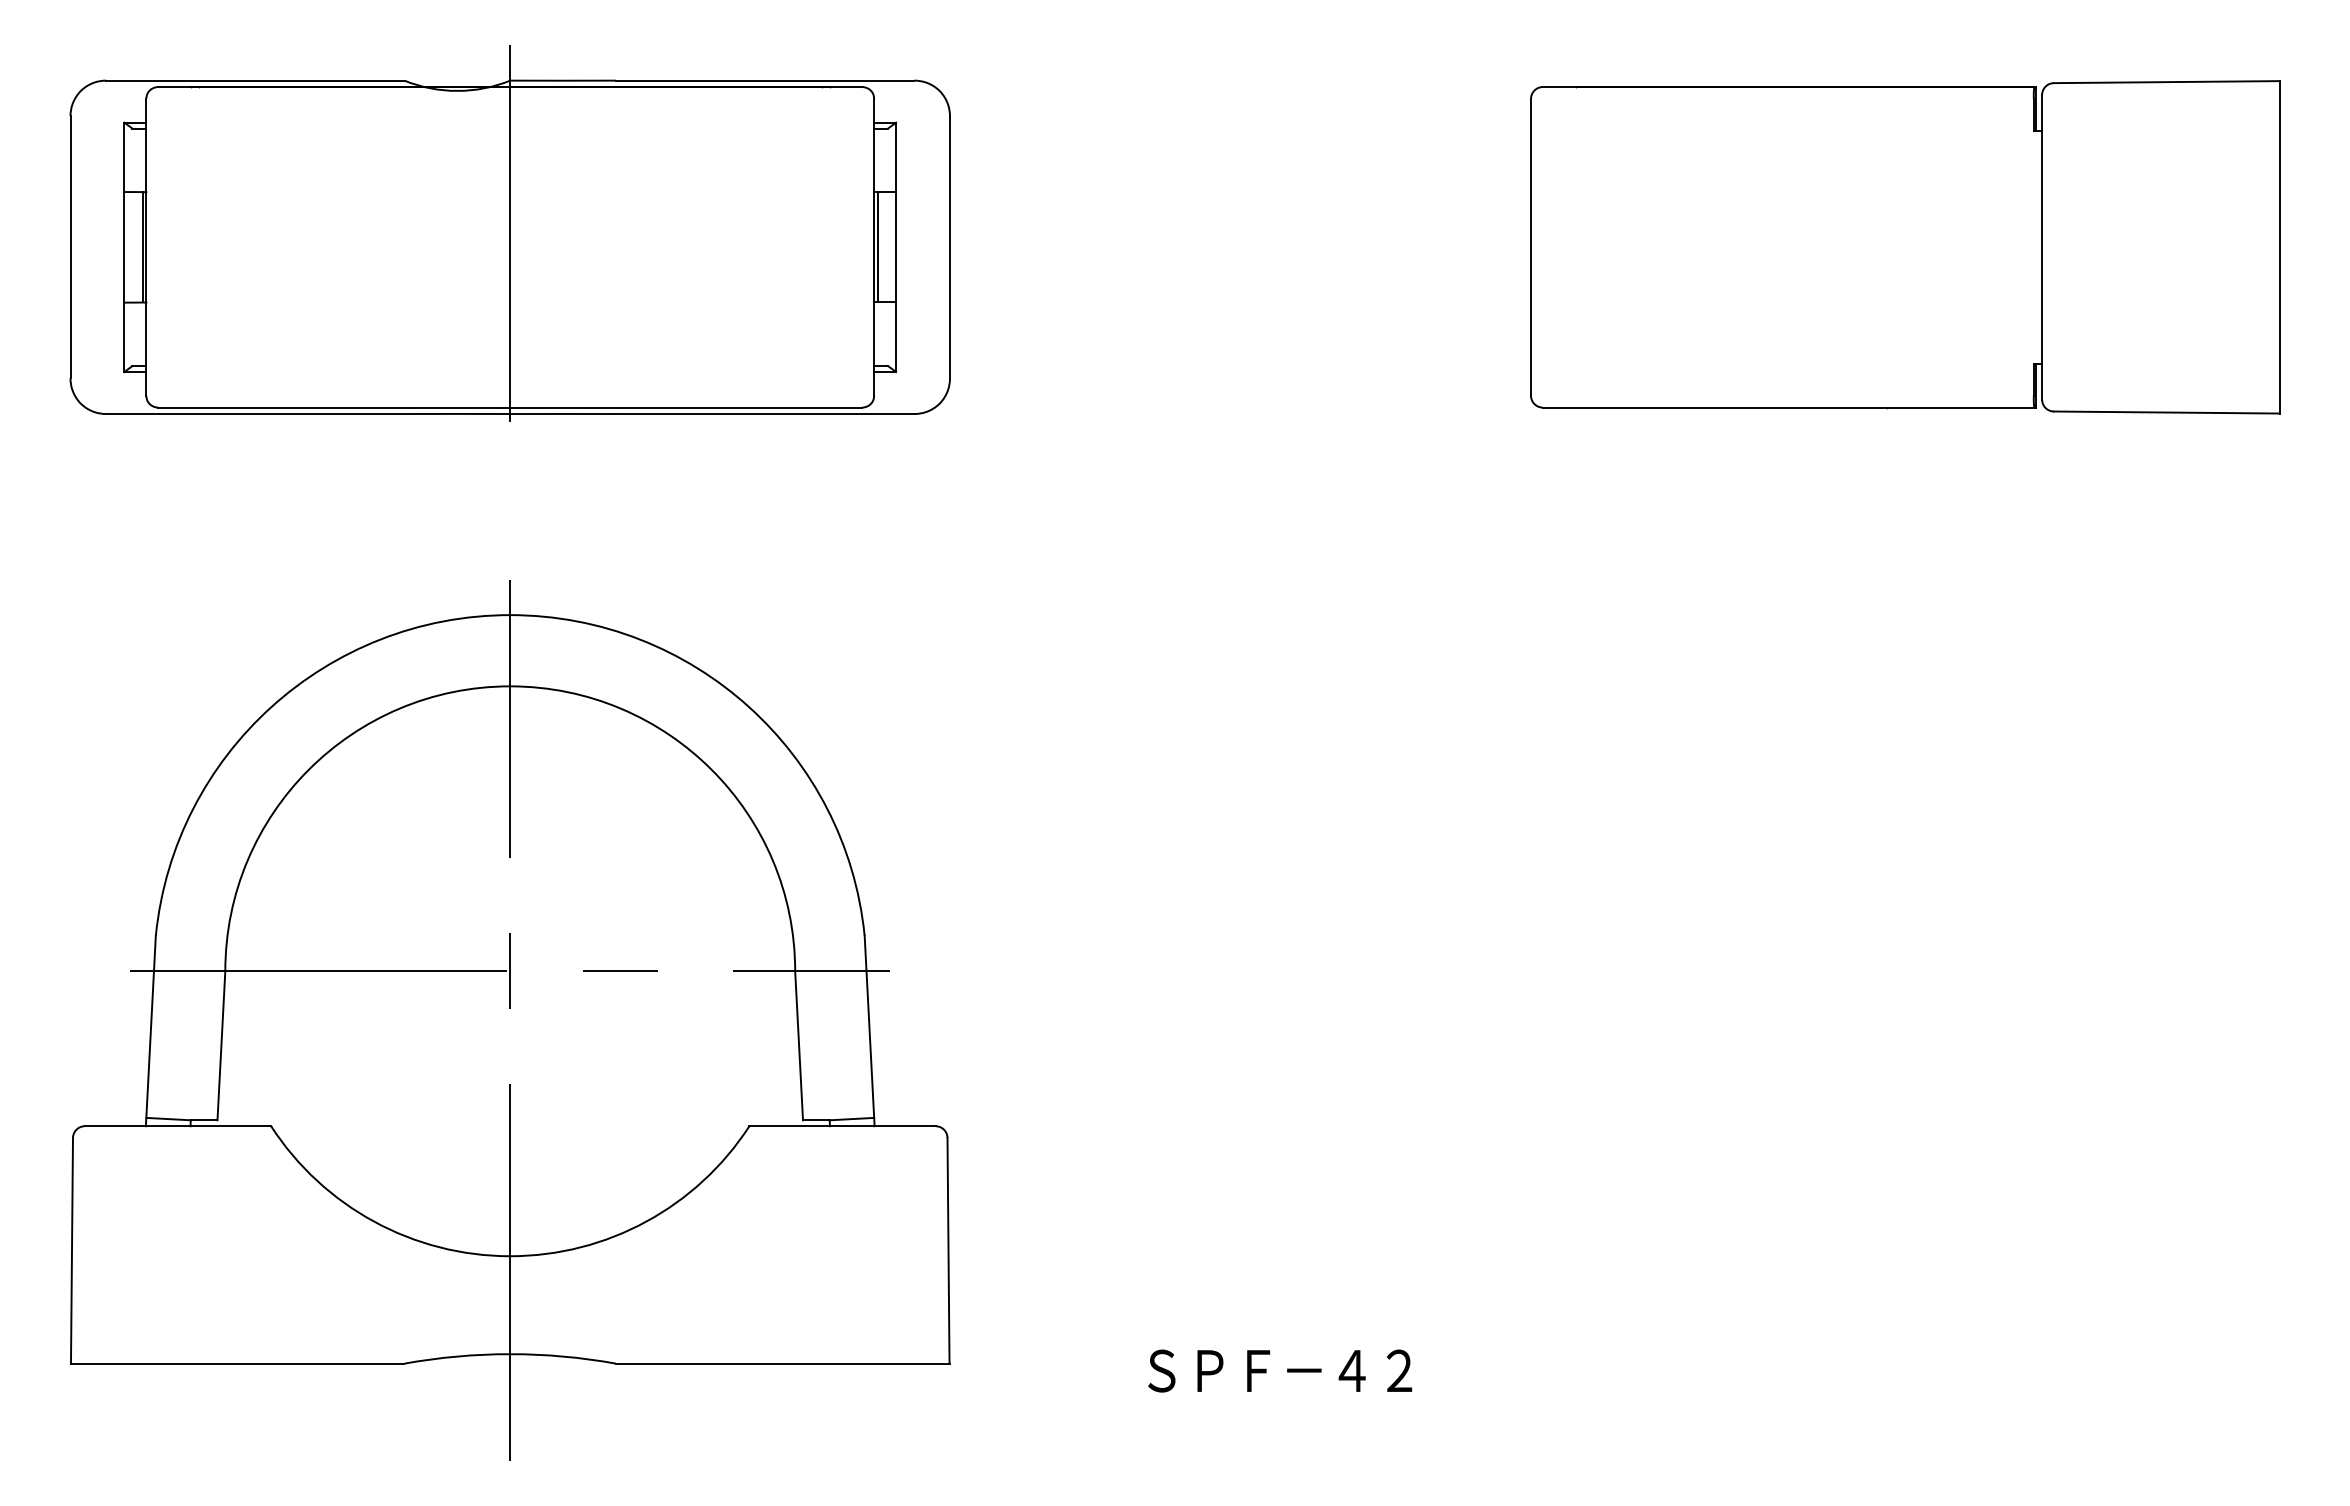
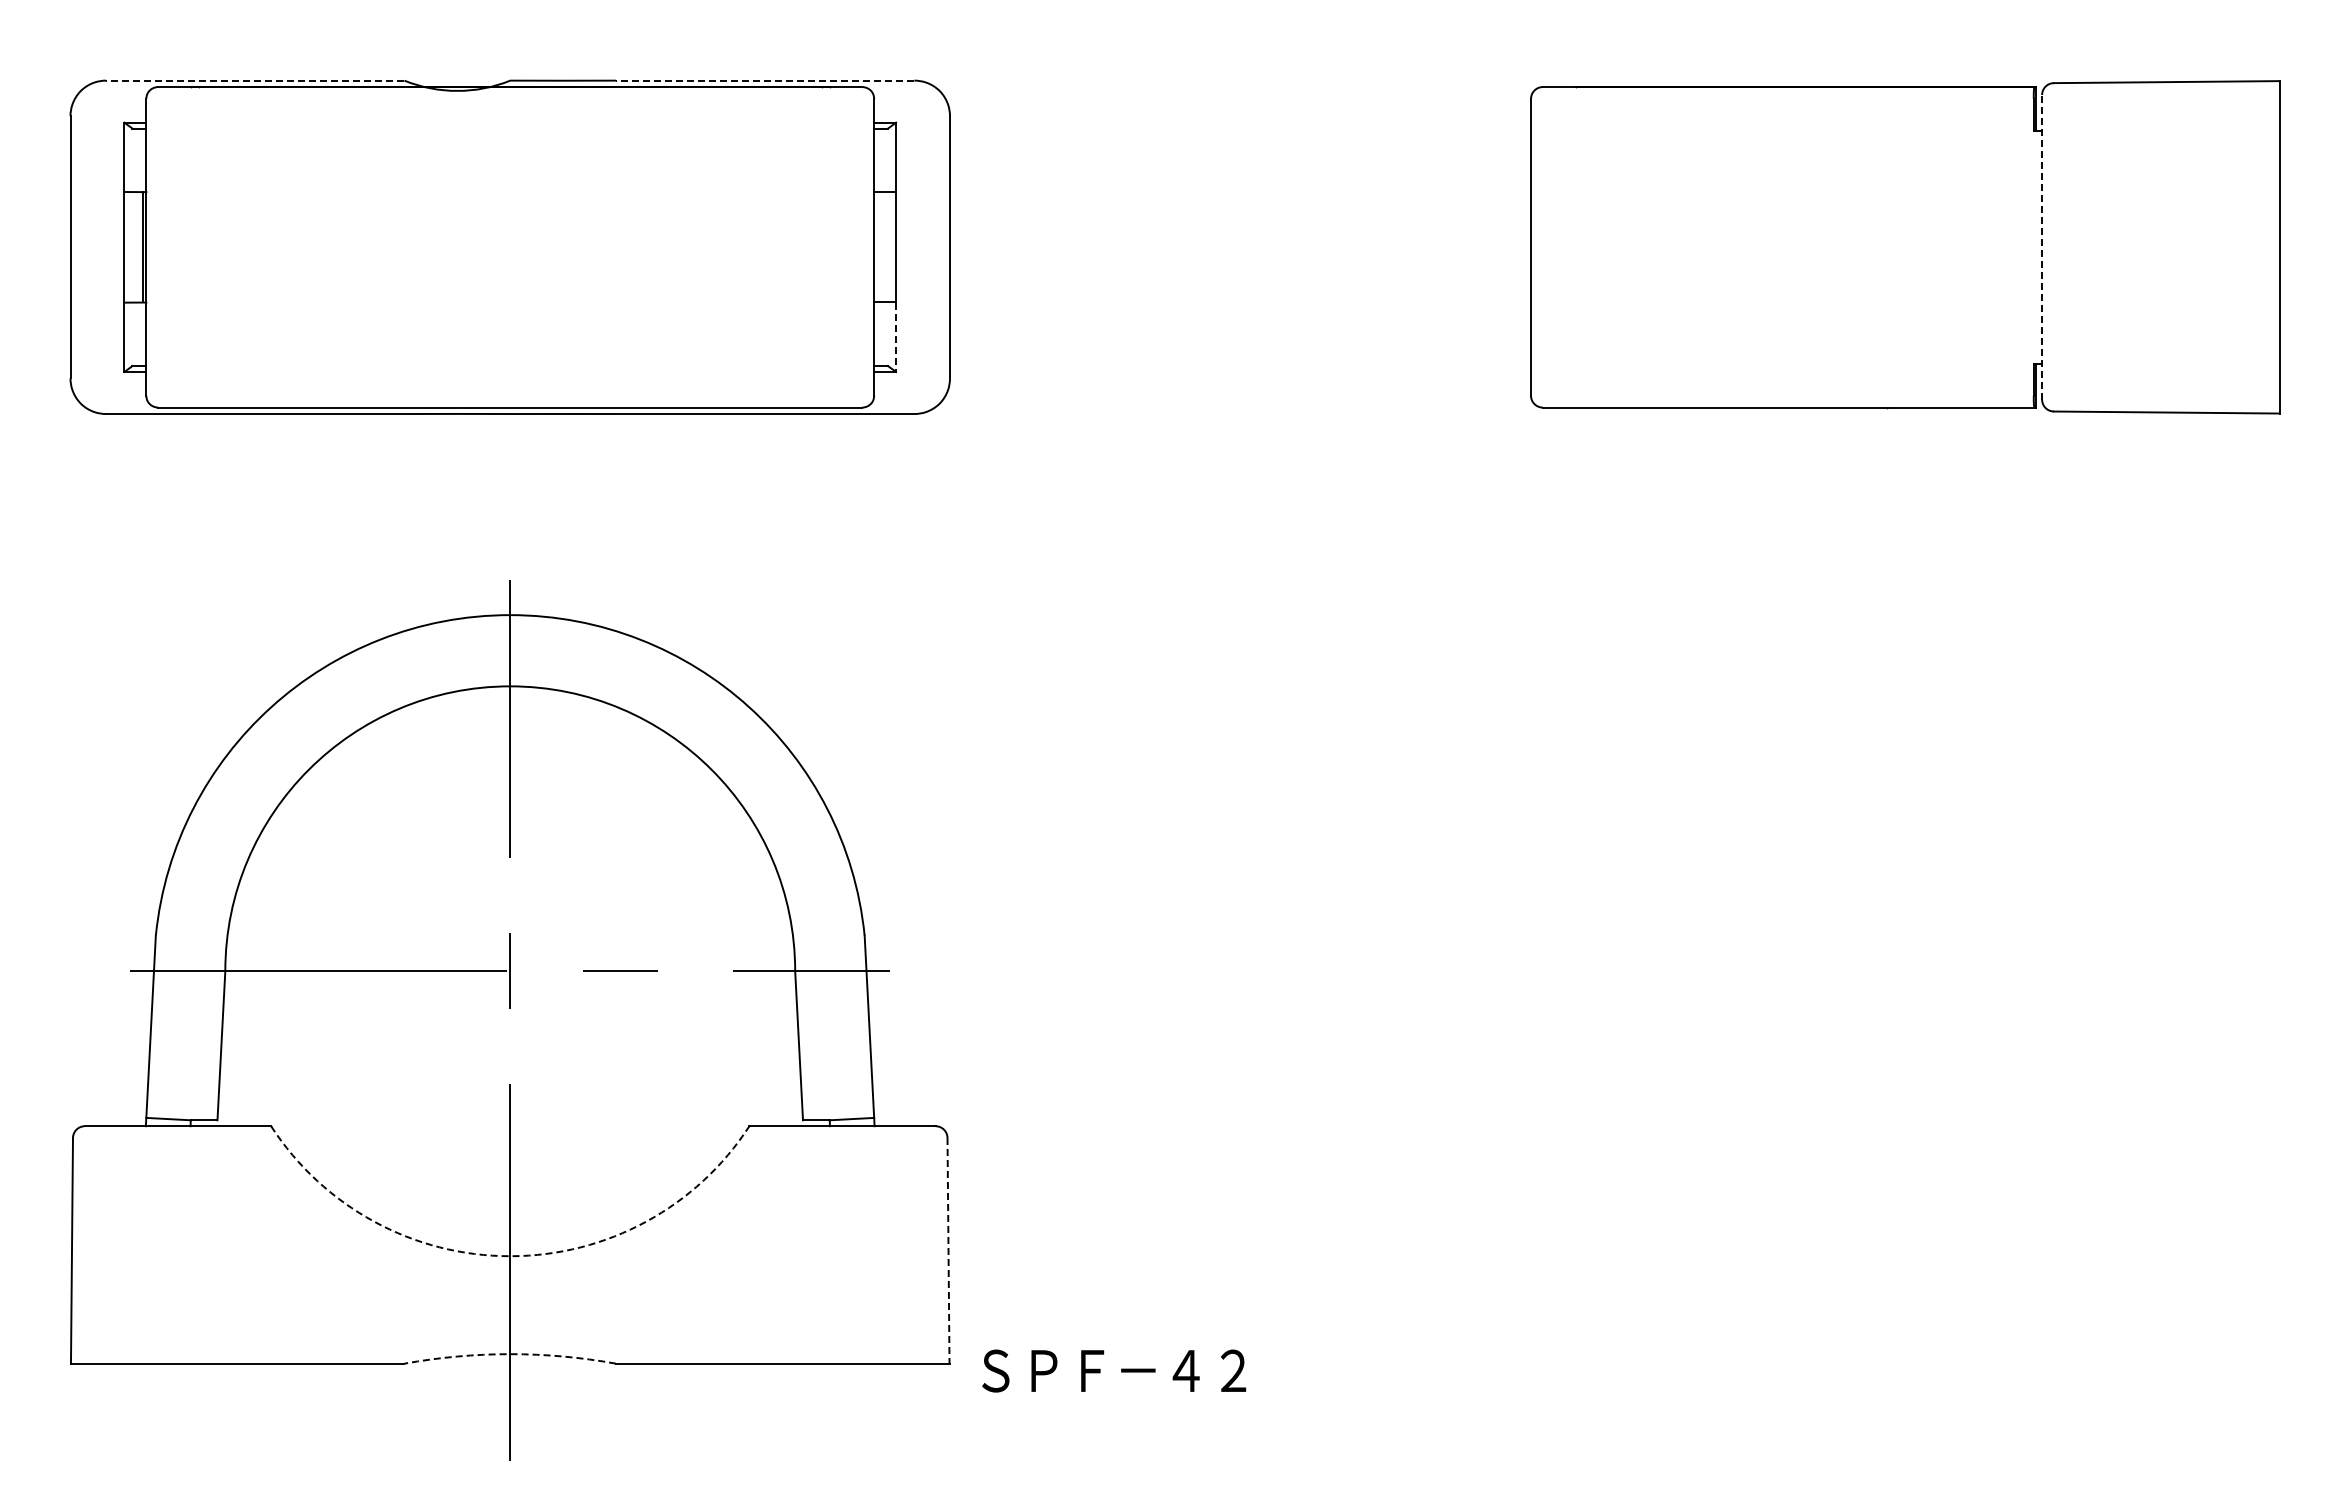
line: solid -> dashed (254, 80)
line: solid -> dashed (764, 80)
line: solid -> dashed (2042, 246)
line: present -> none (510, 247)
line: present -> none (877, 247)
line: solid -> dashed (896, 337)
line: solid -> dashed (948, 1250)
arc: solid -> dashed (510, 1256)
arc: solid -> dashed (510, 1354)
text position: (1280, 1370) -> (1114, 1370) (1114, 1370)
